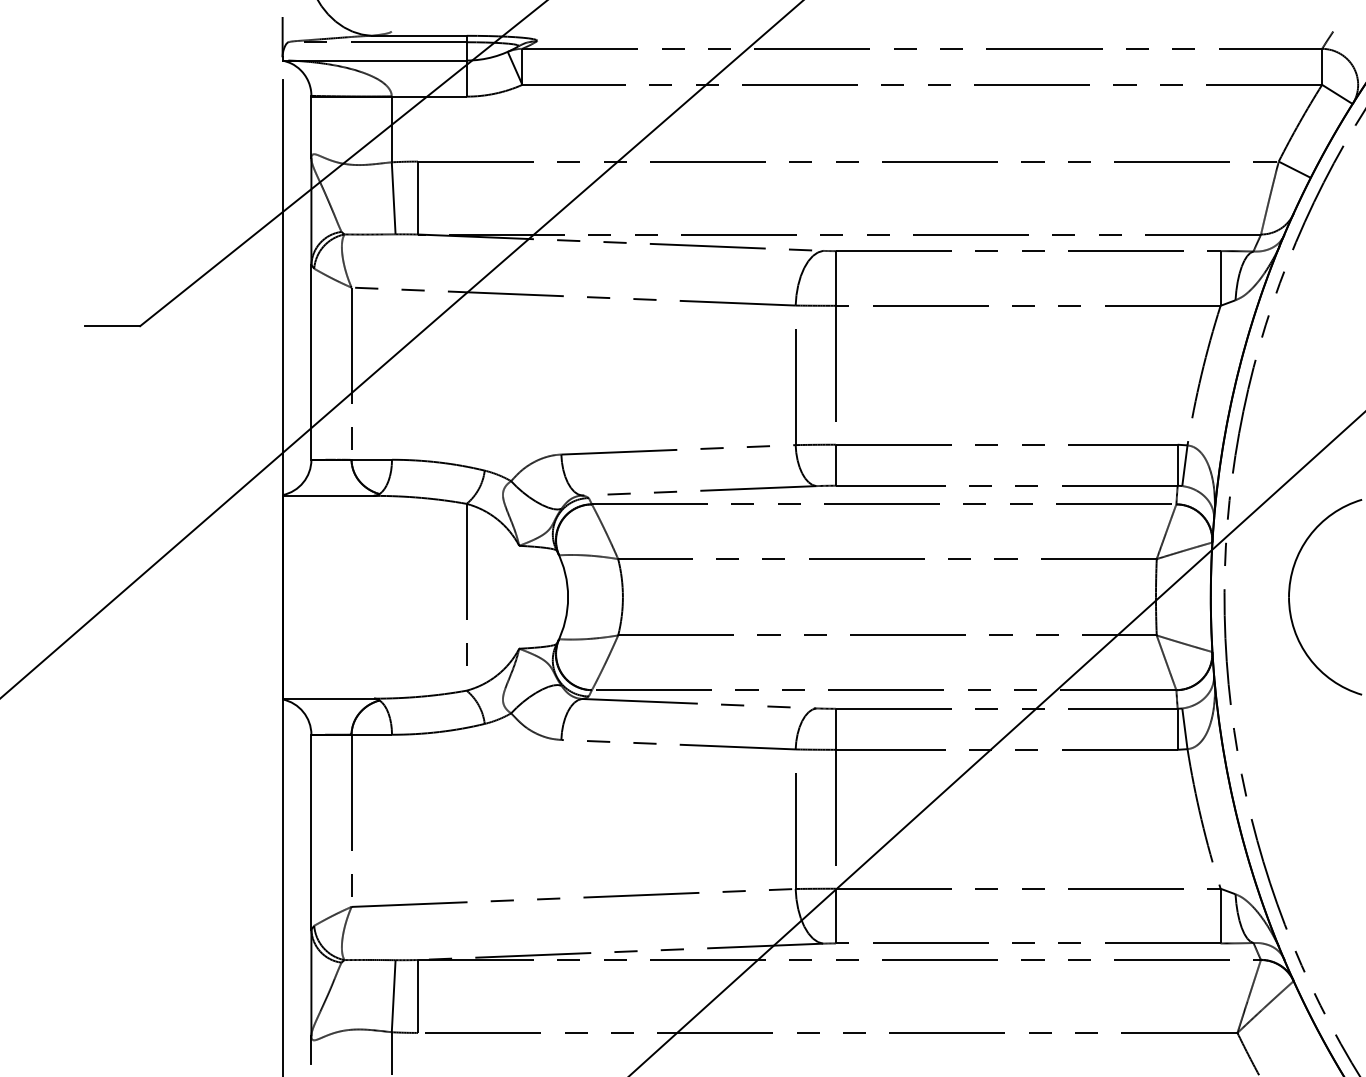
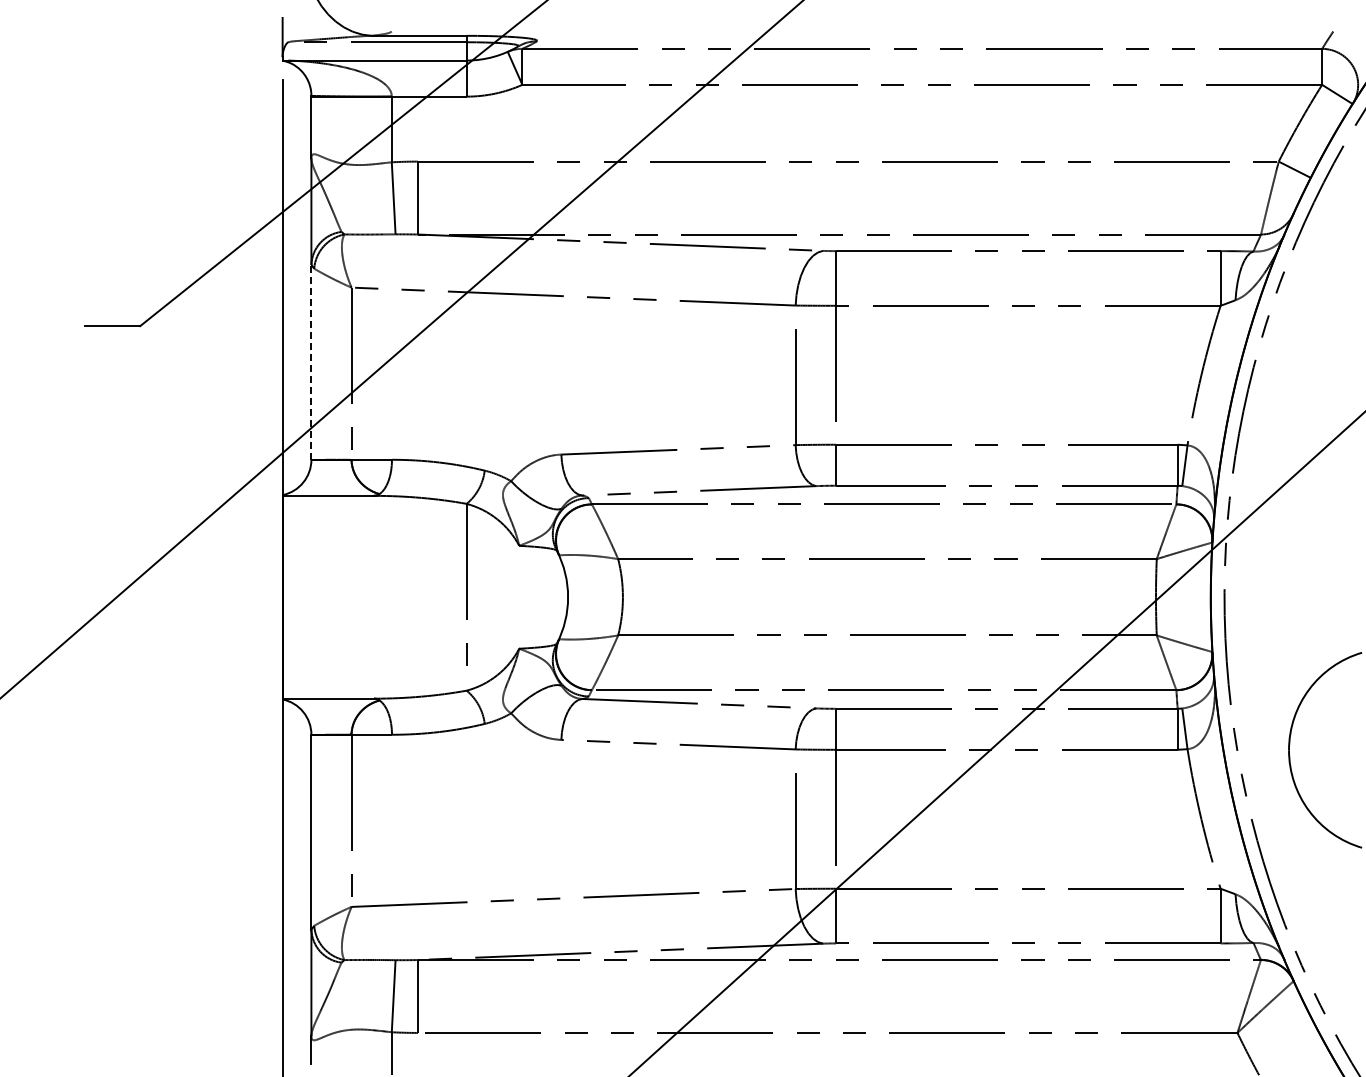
line: solid -> dashed (311, 361)
part position: (1290, 602) -> (1290, 755) (1290, 755)
